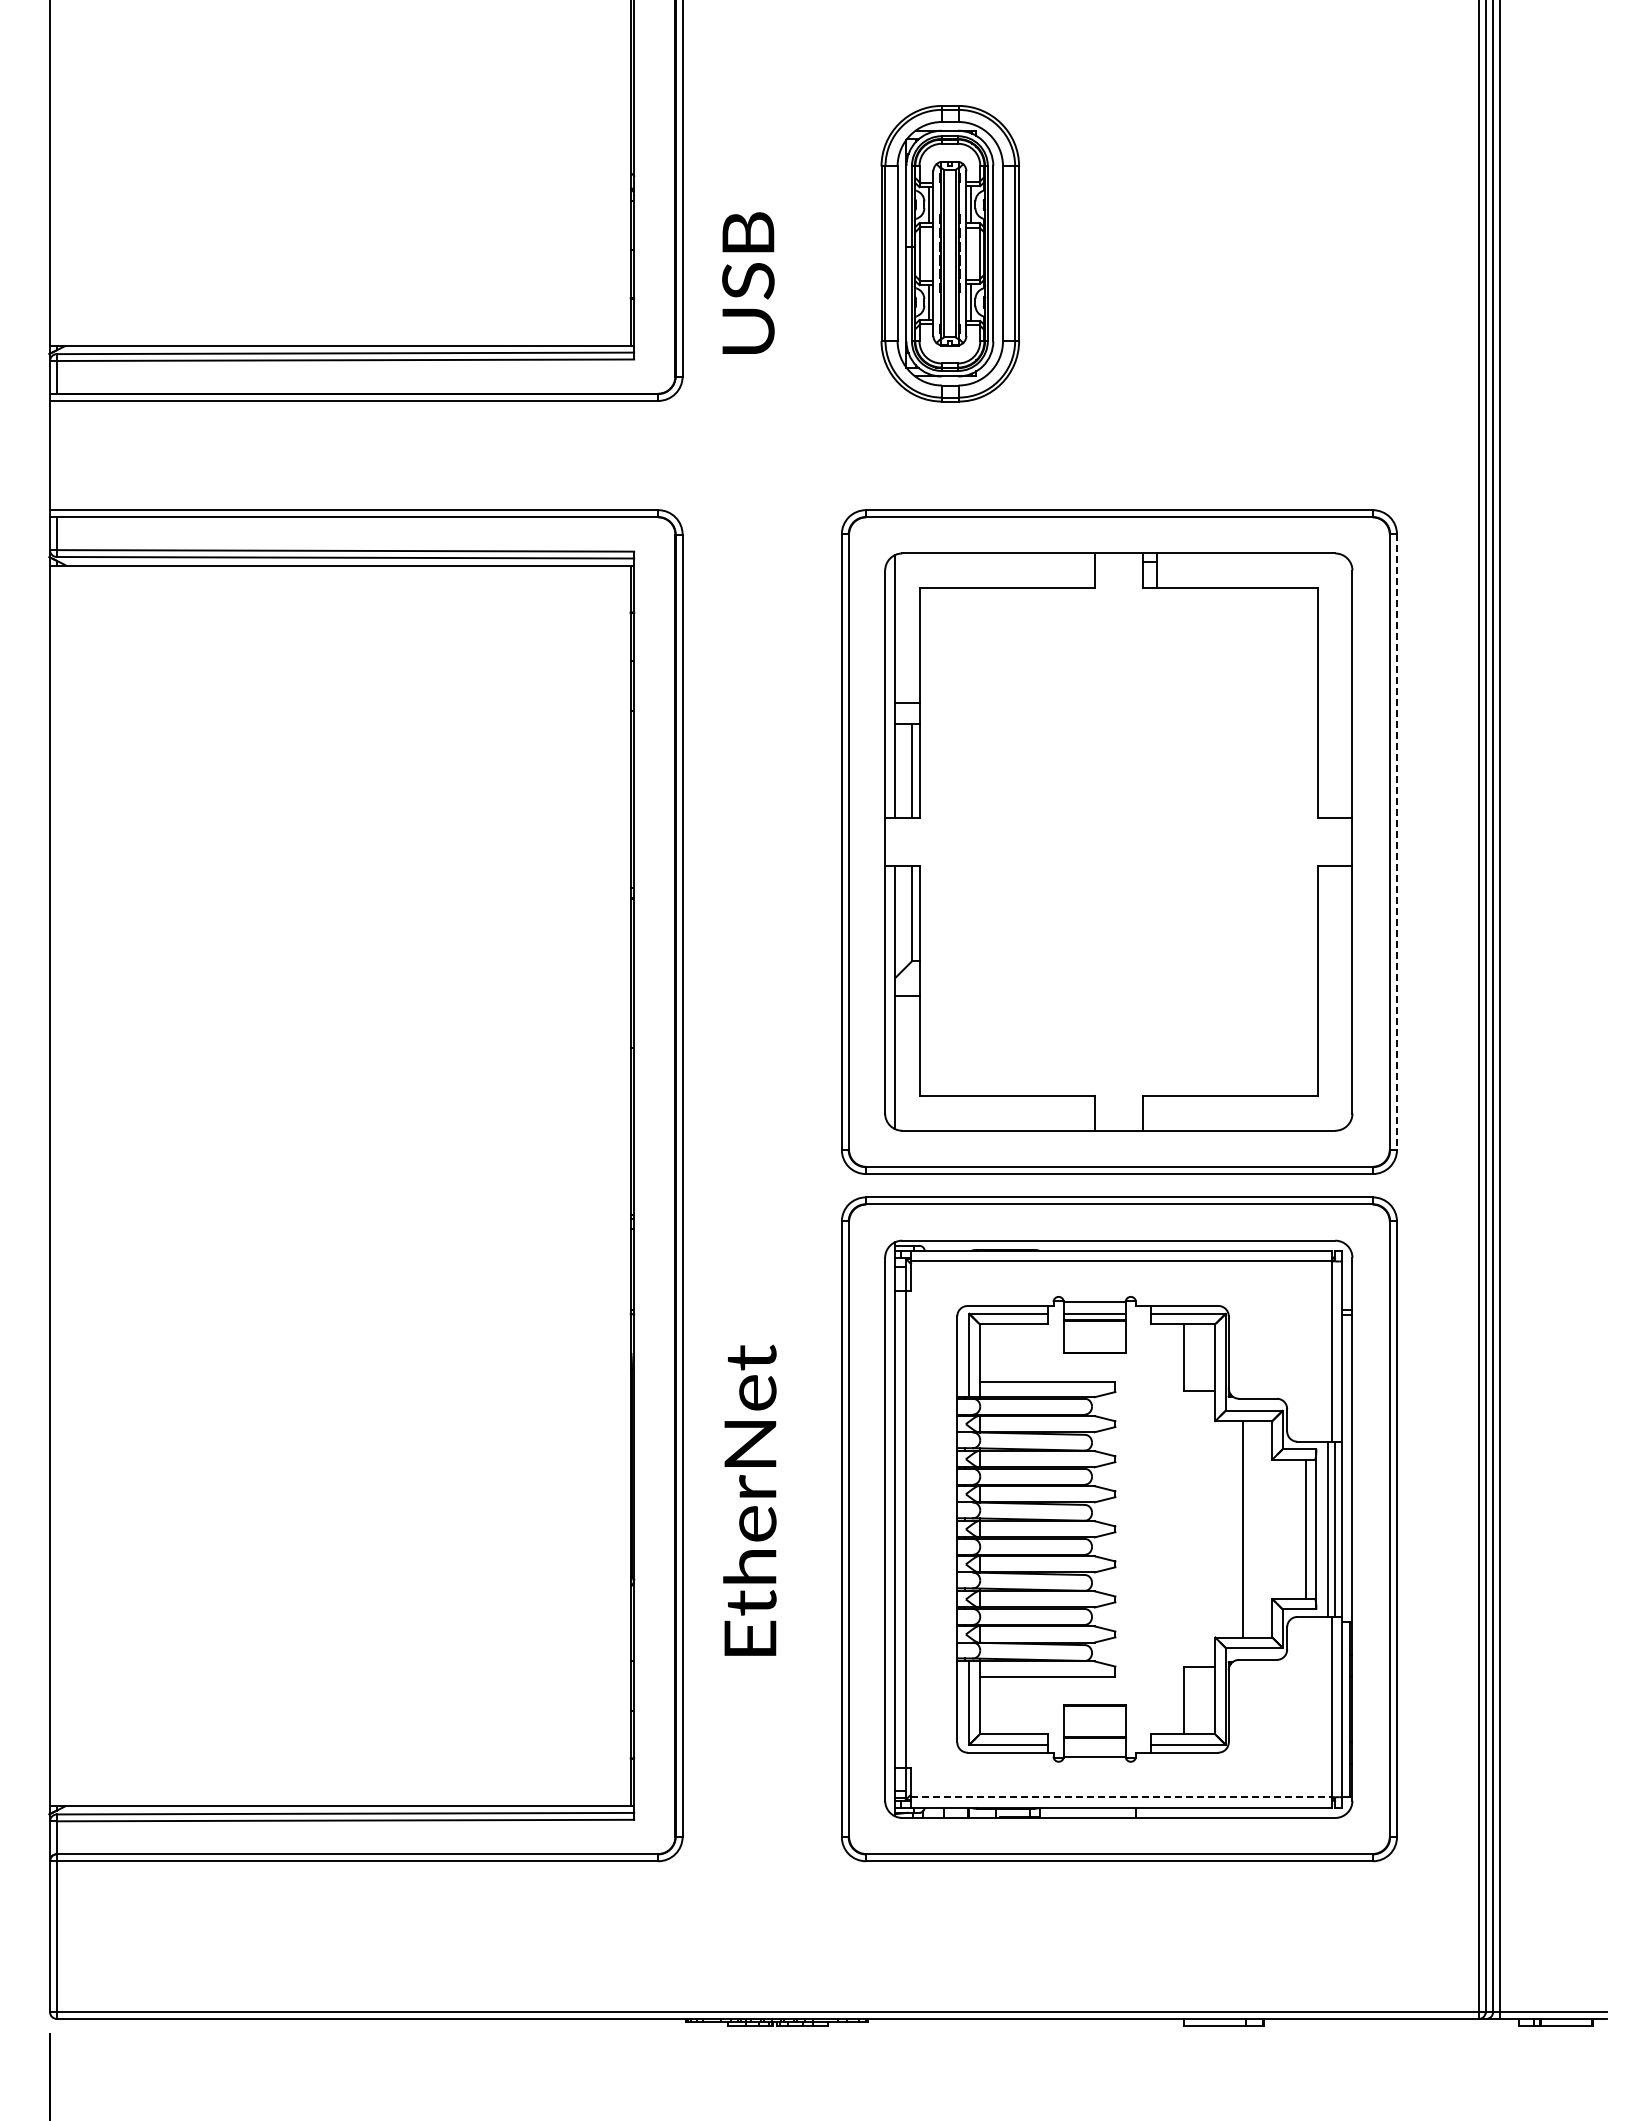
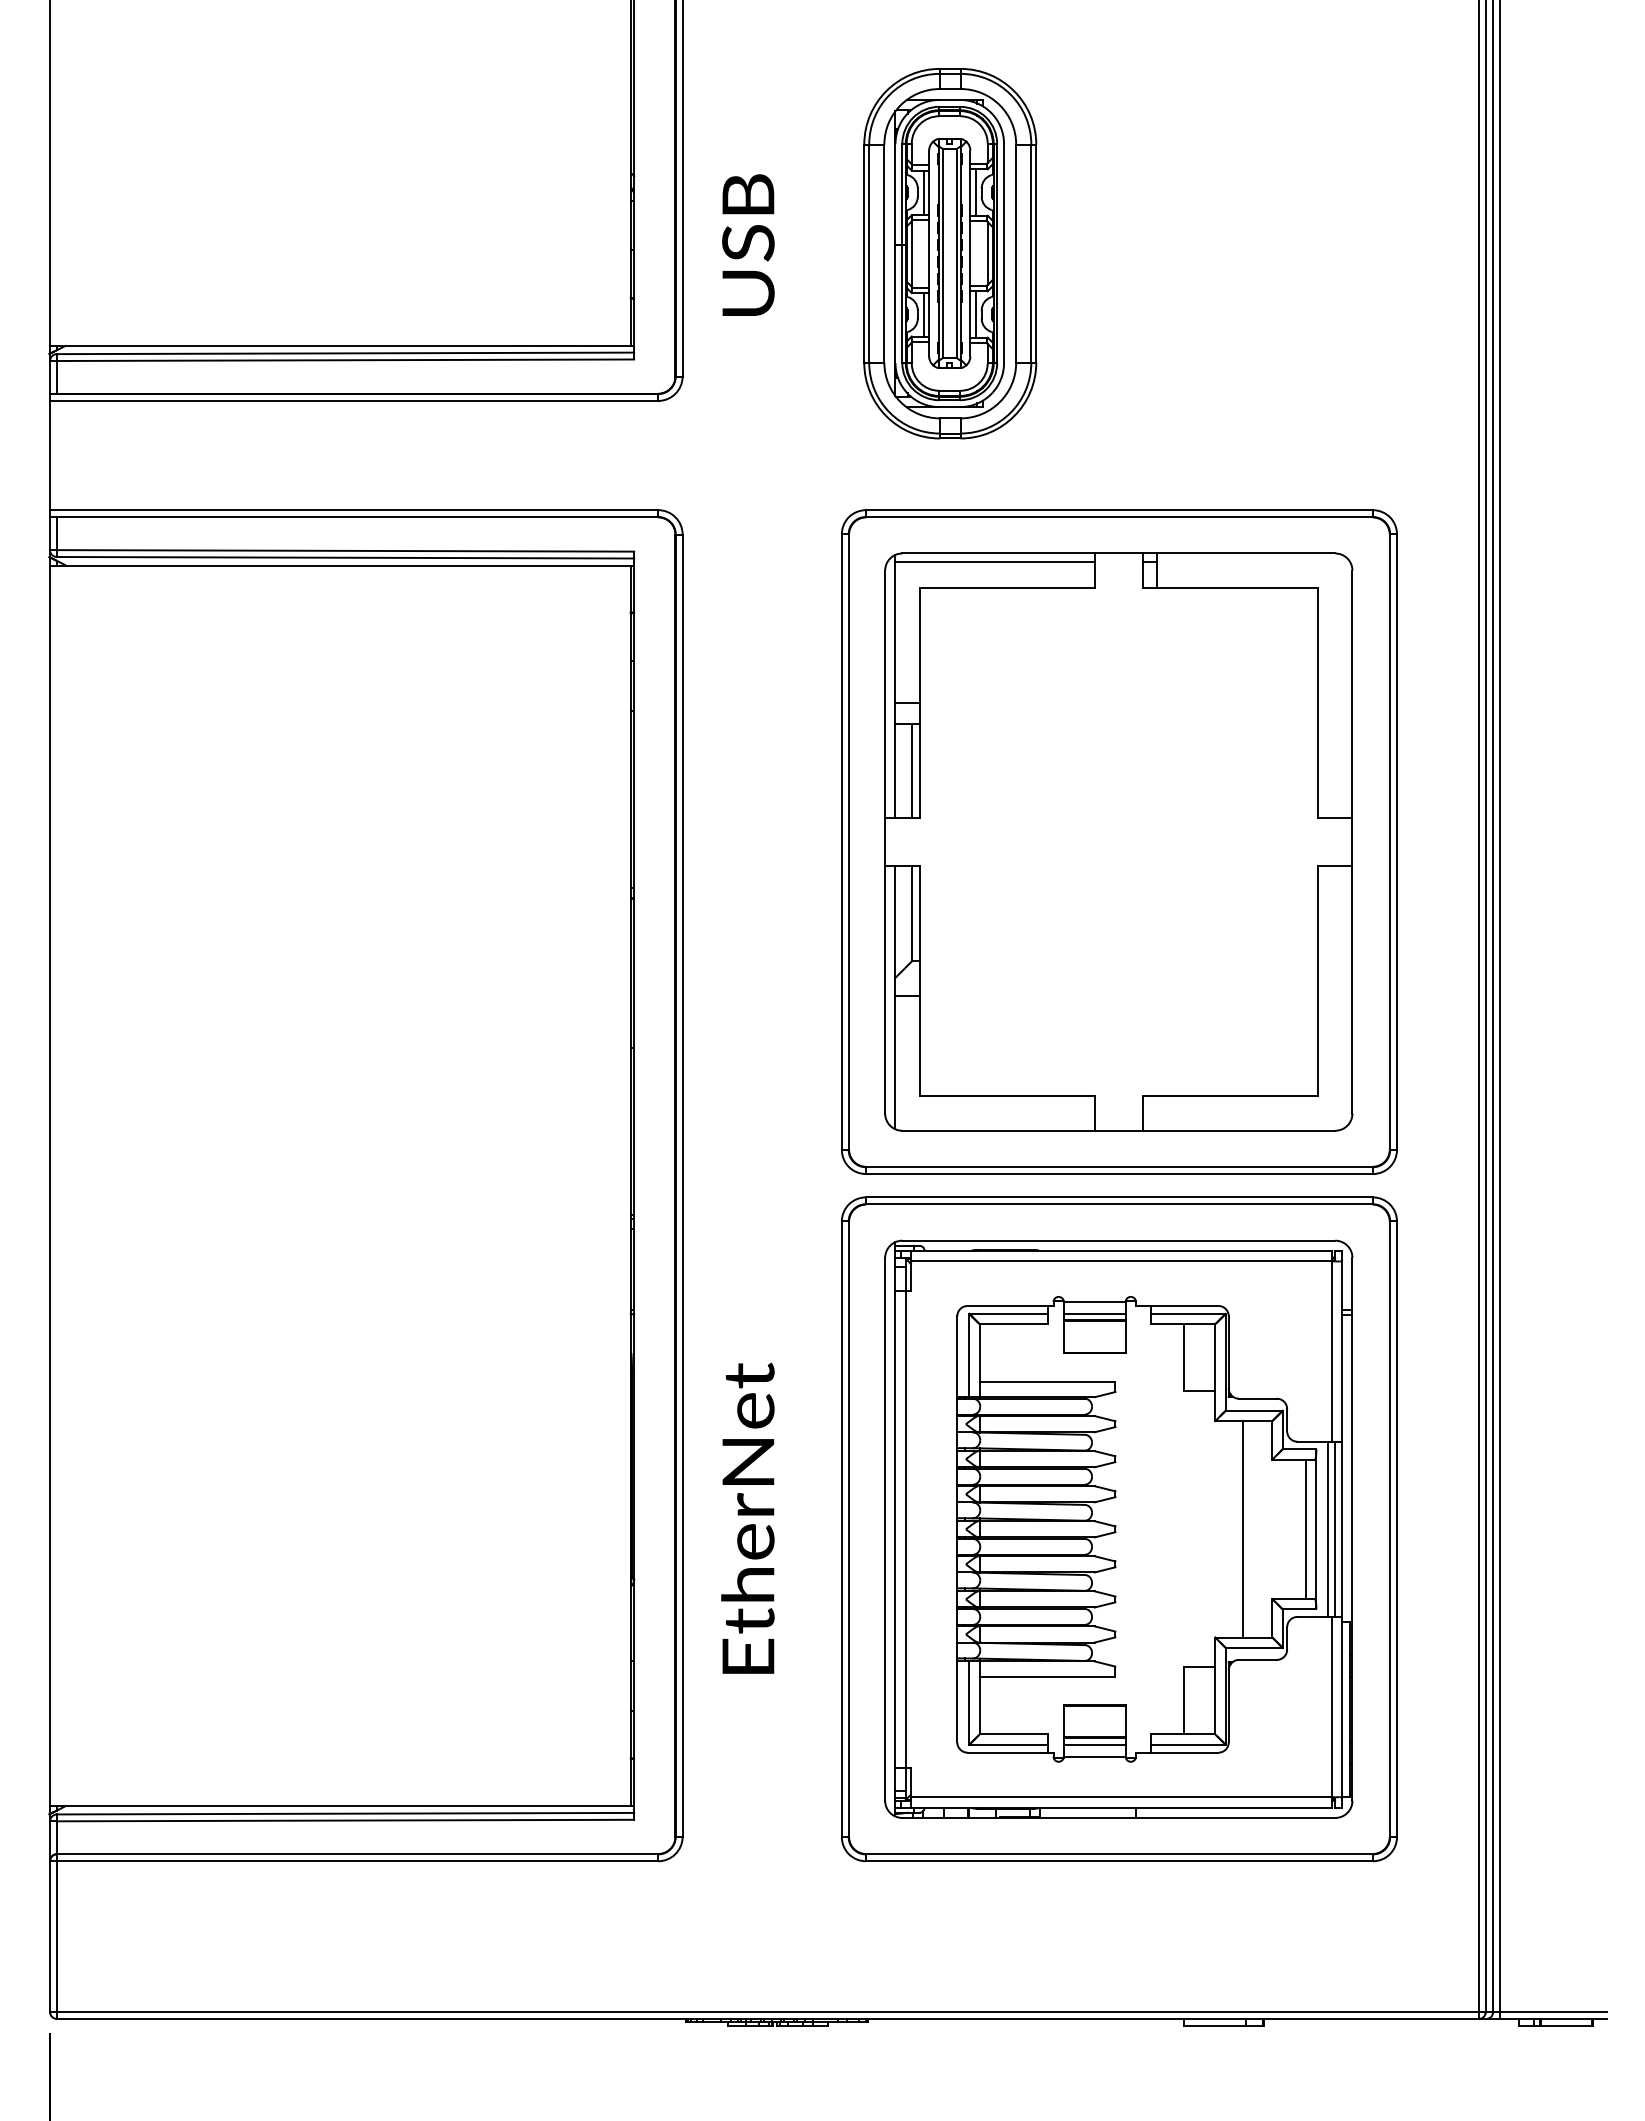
part size: 140x298 px -> 175x372 px (950, 253)
text position: (748, 282) -> (748, 244) (748, 244)
line: none -> present (994, 562)
line: dashed -> solid (1397, 842)
text position: (749, 1499) -> (747, 1517) (747, 1517)
line: none -> present (1094, 1744)
line: dashed -> solid (1121, 1797)
